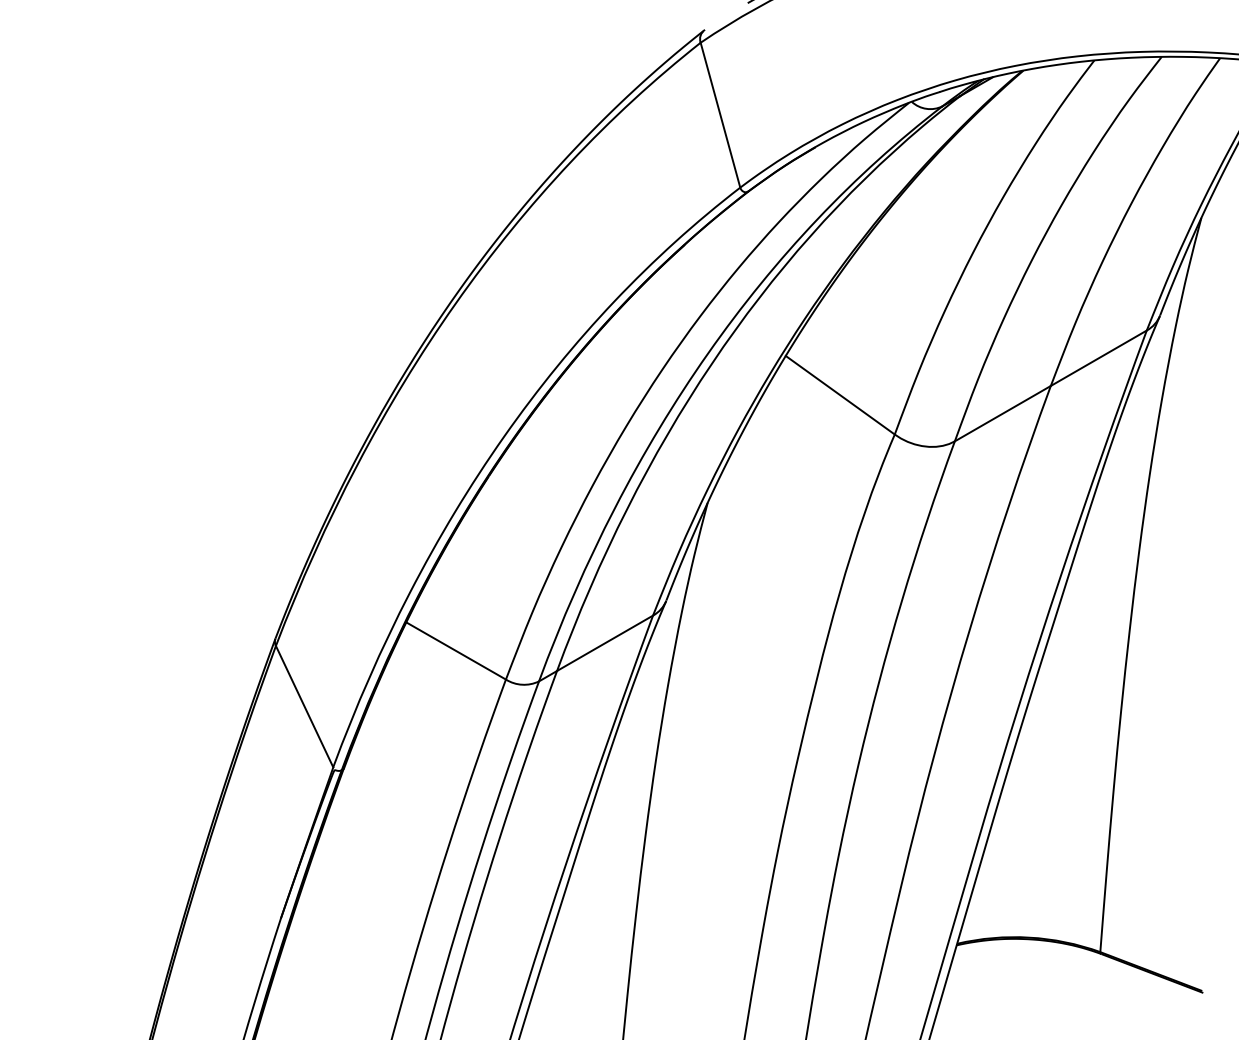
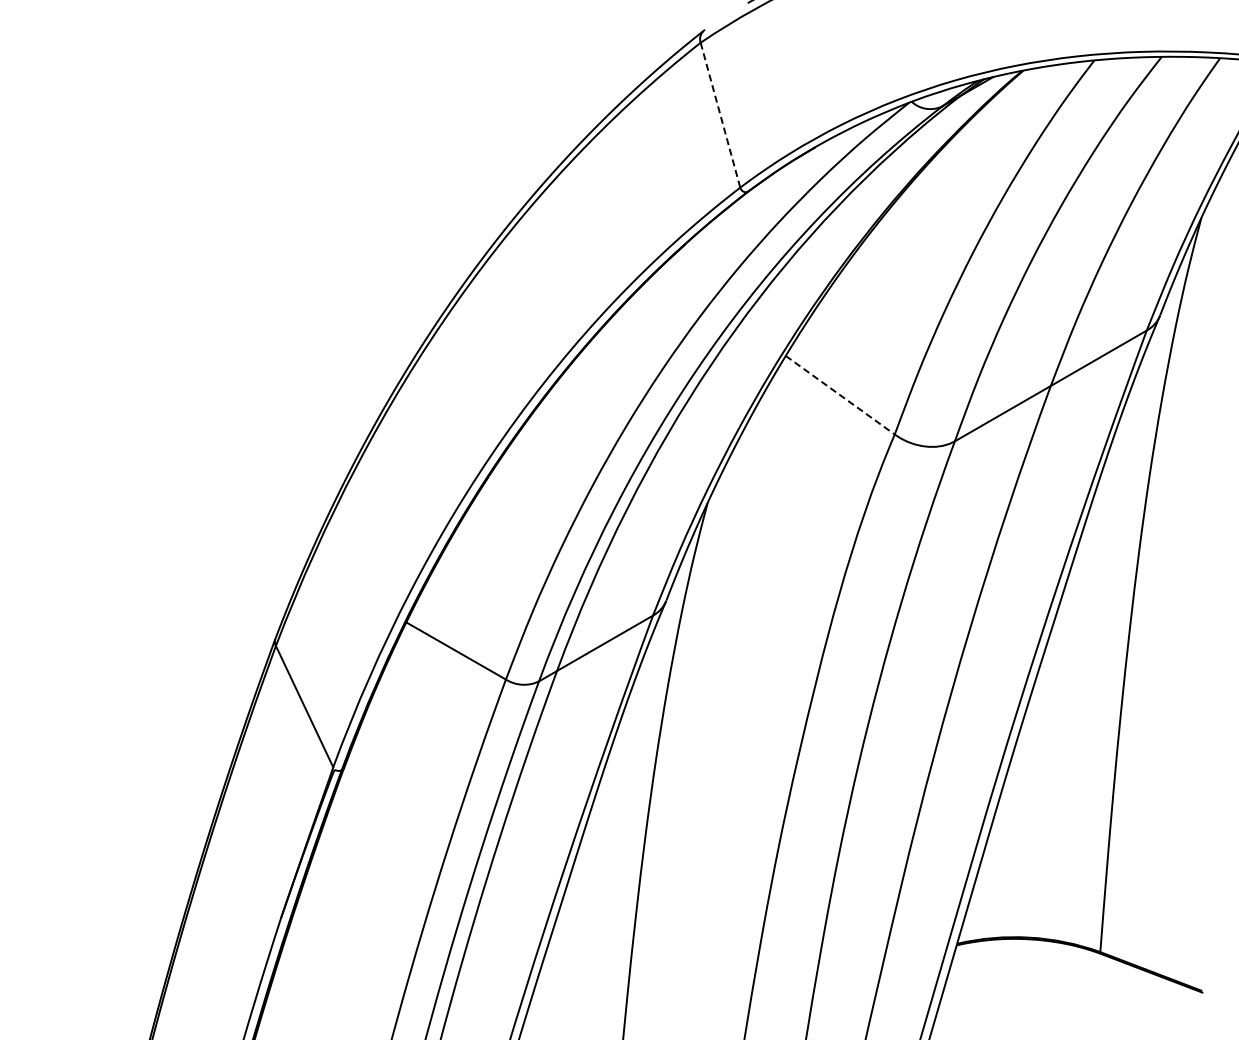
line: solid -> dashed (720, 115)
line: solid -> dashed (840, 395)
